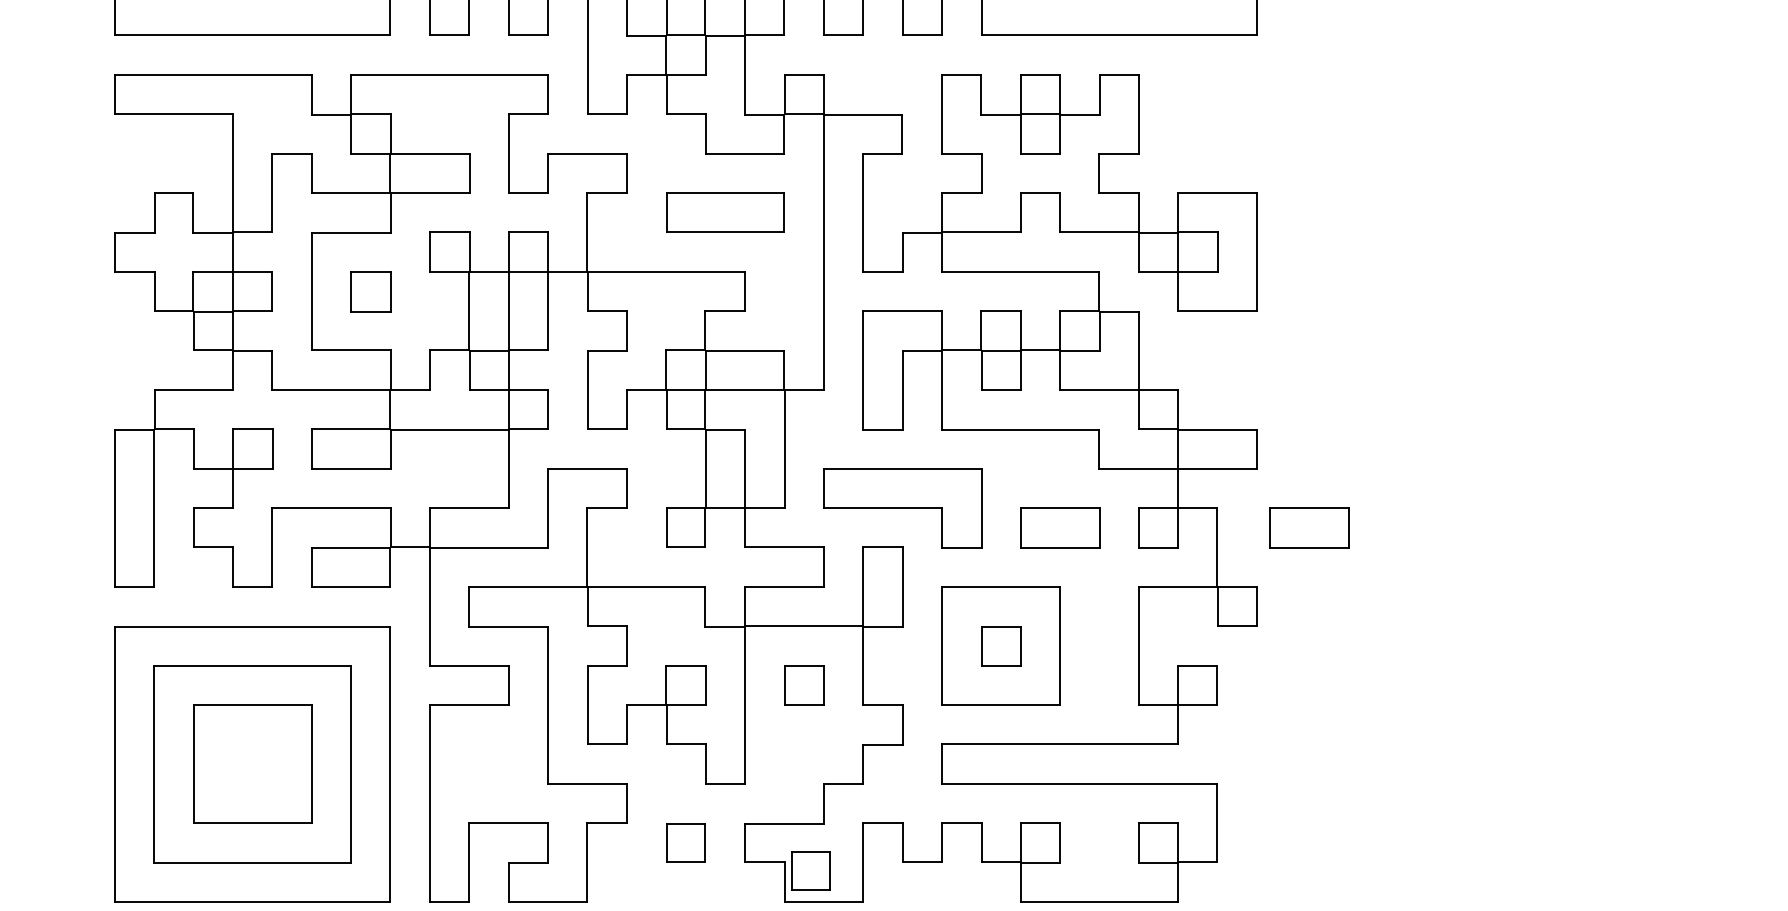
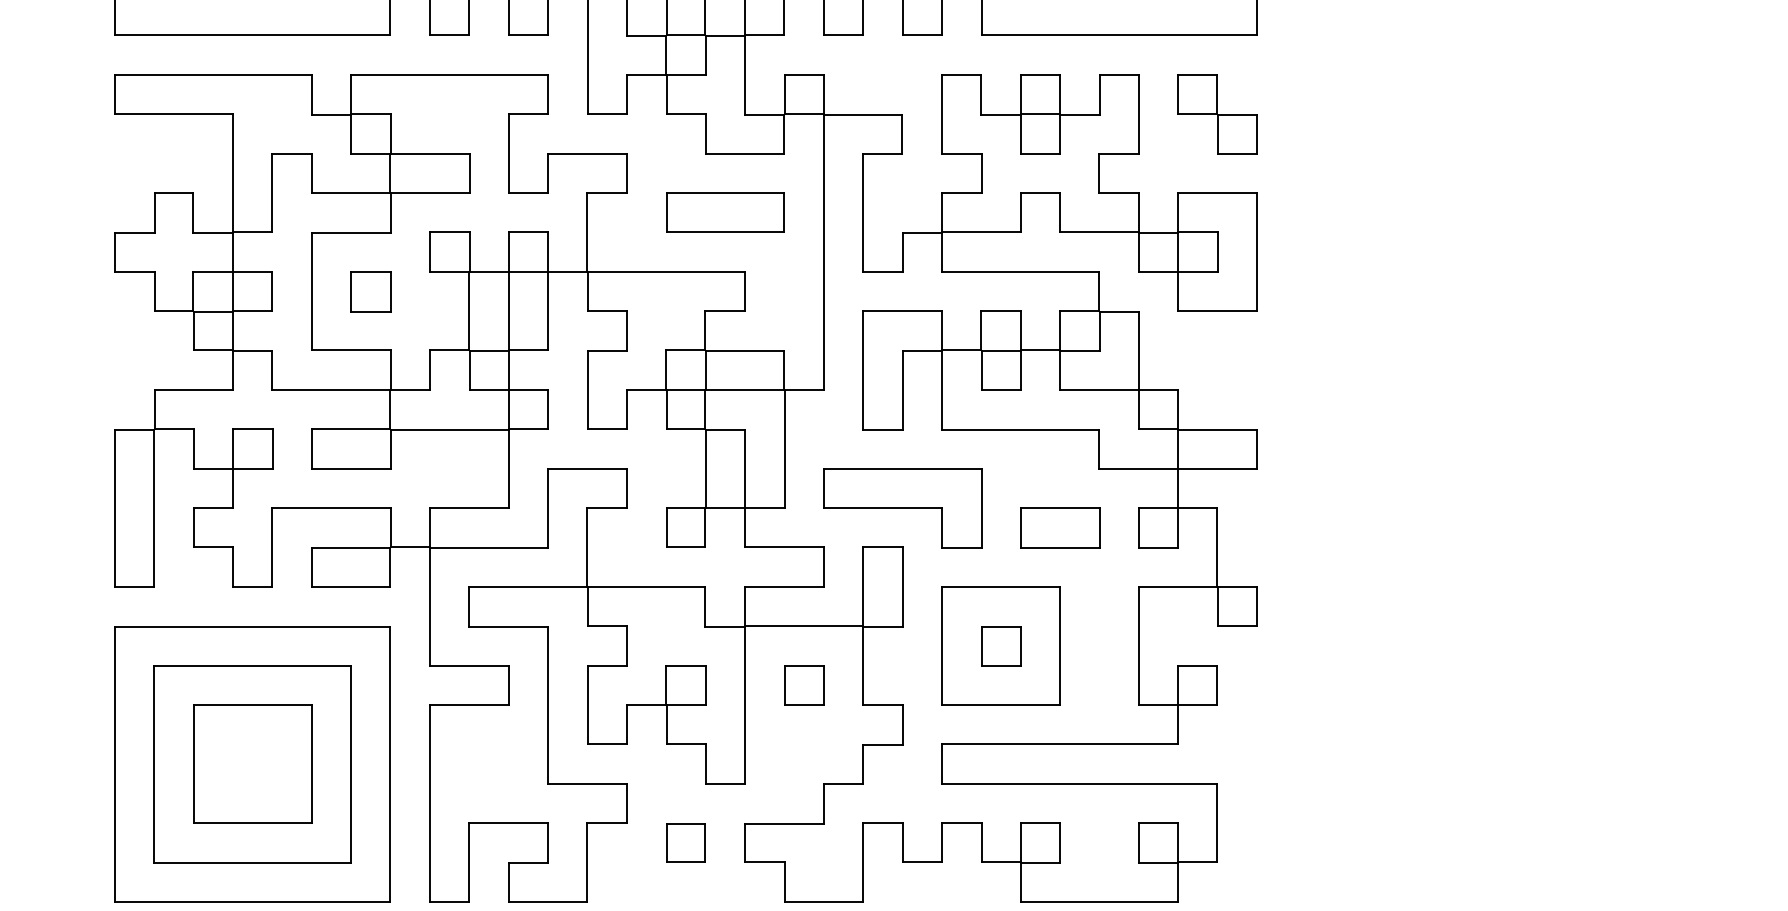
part: none -> present (1217, 114)
part: present -> none (1309, 527)
part: present -> none (810, 870)
